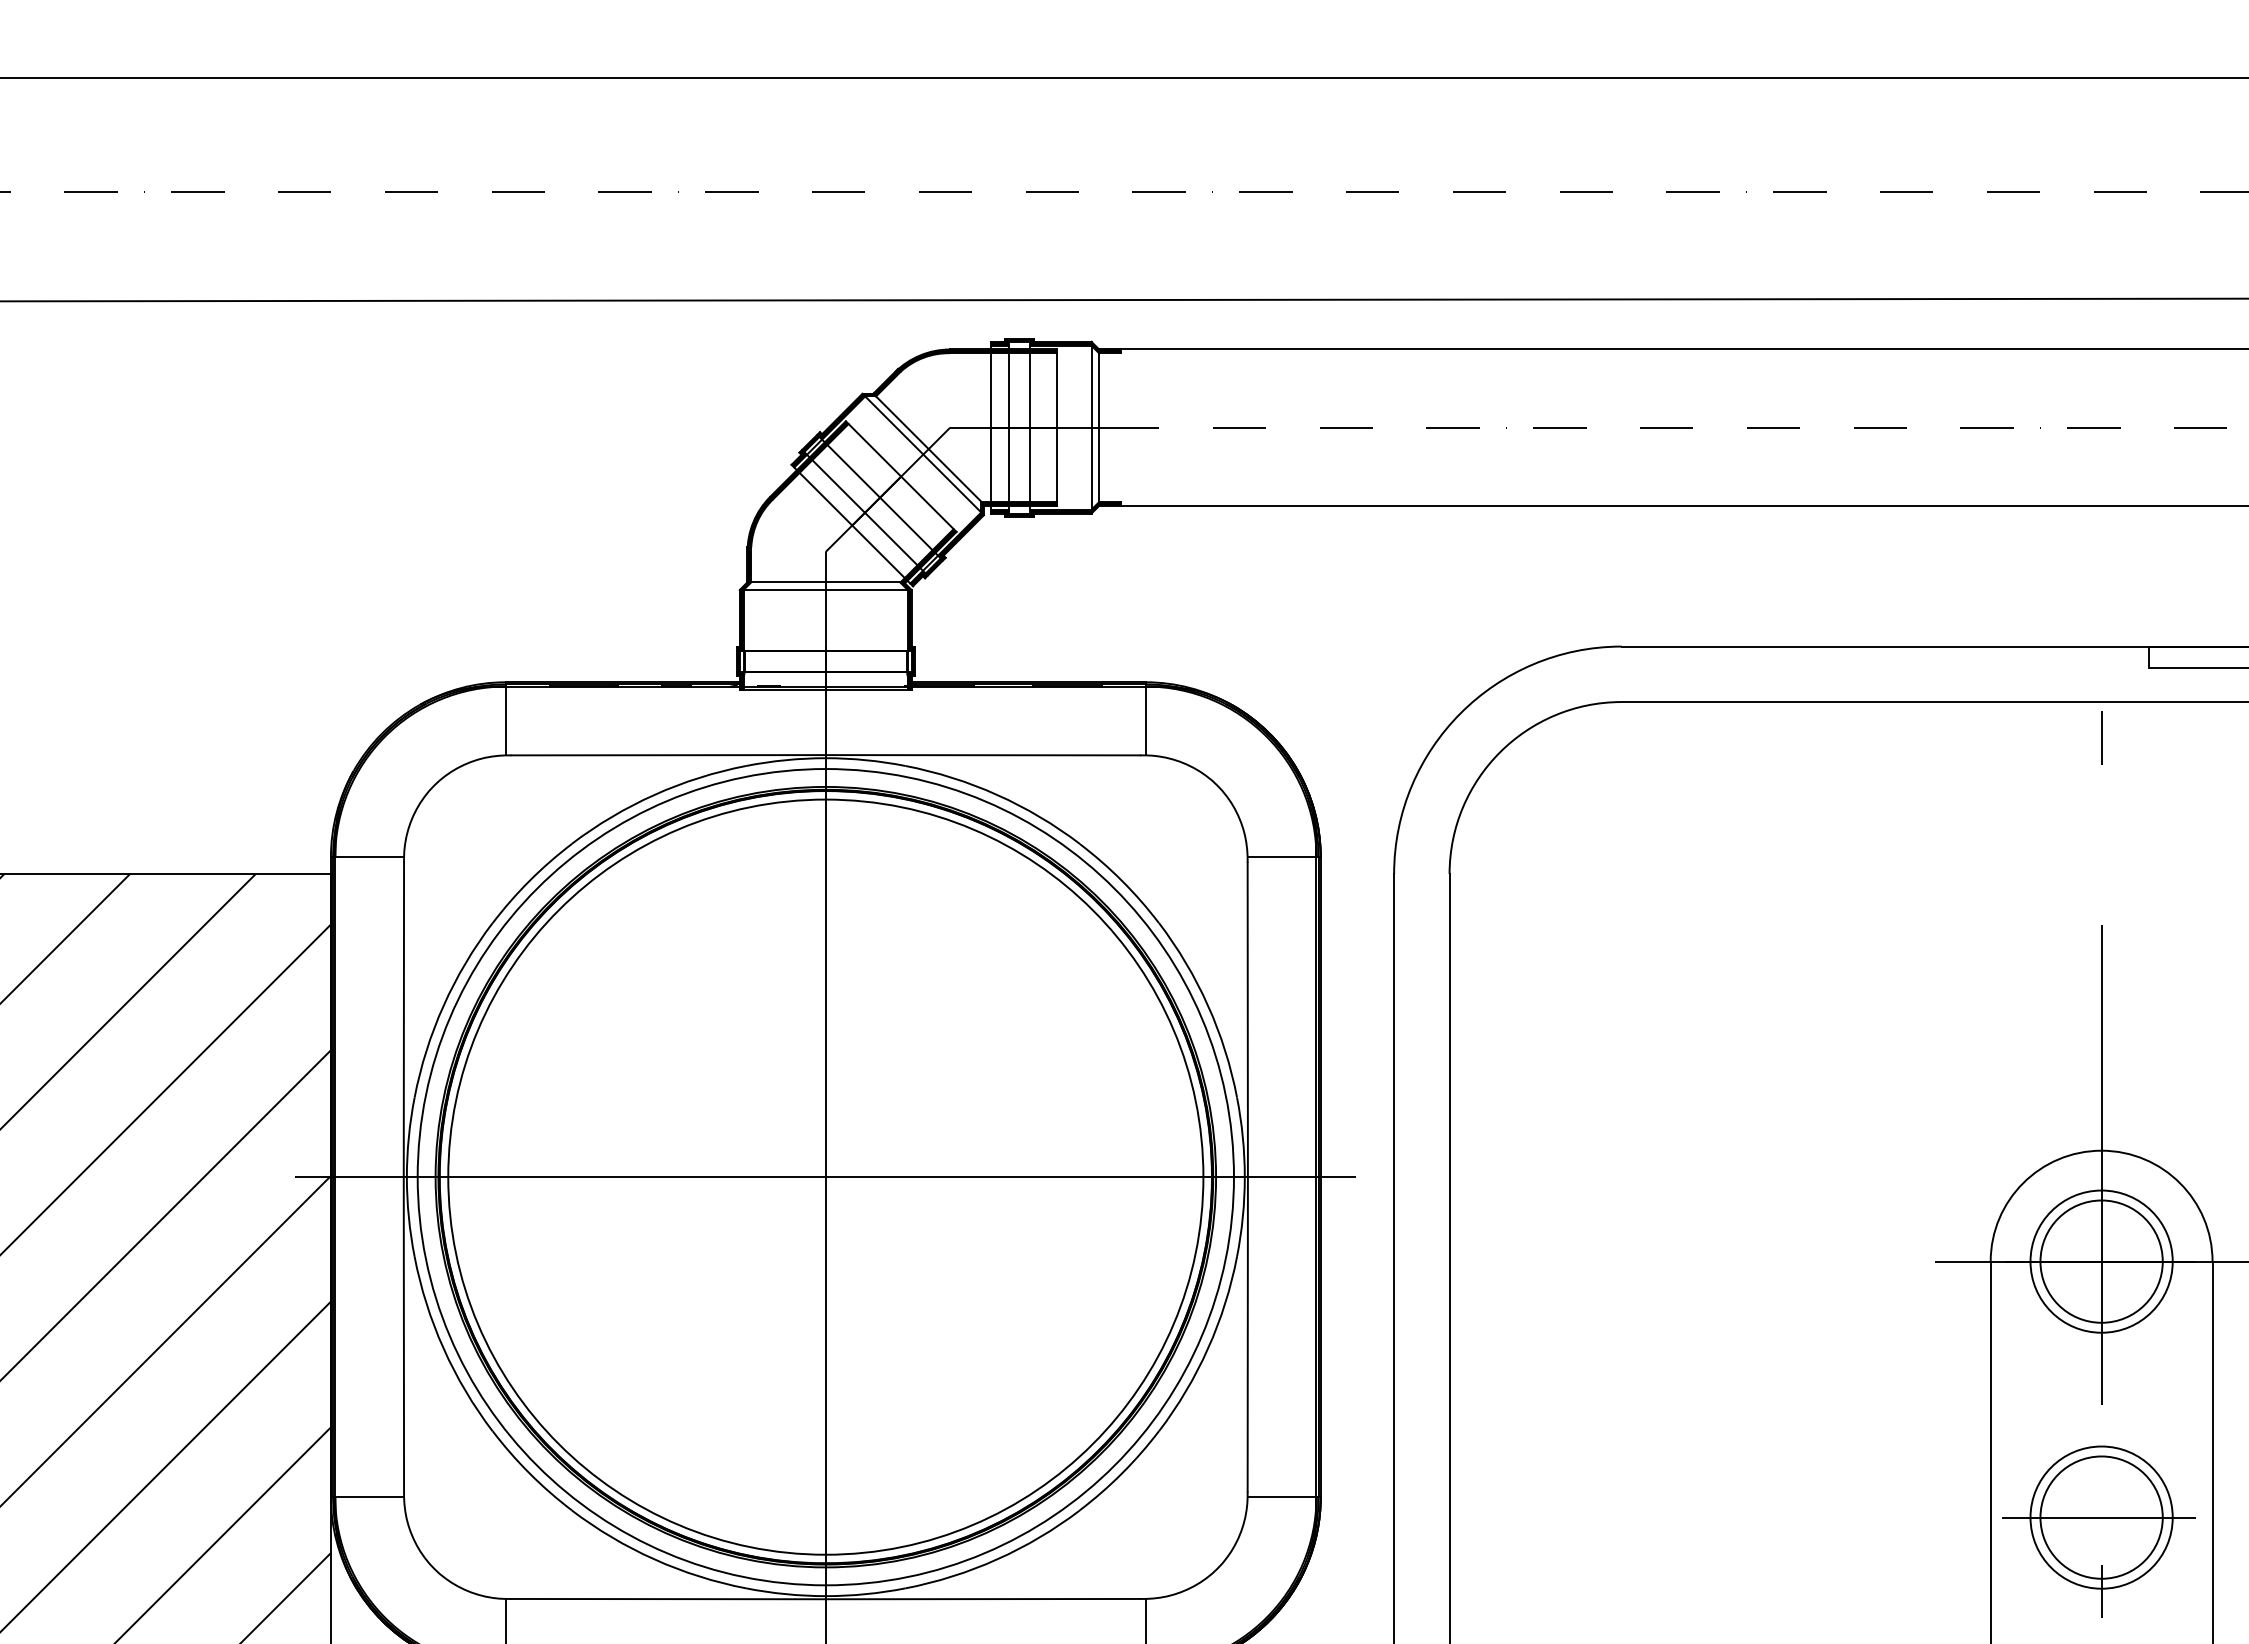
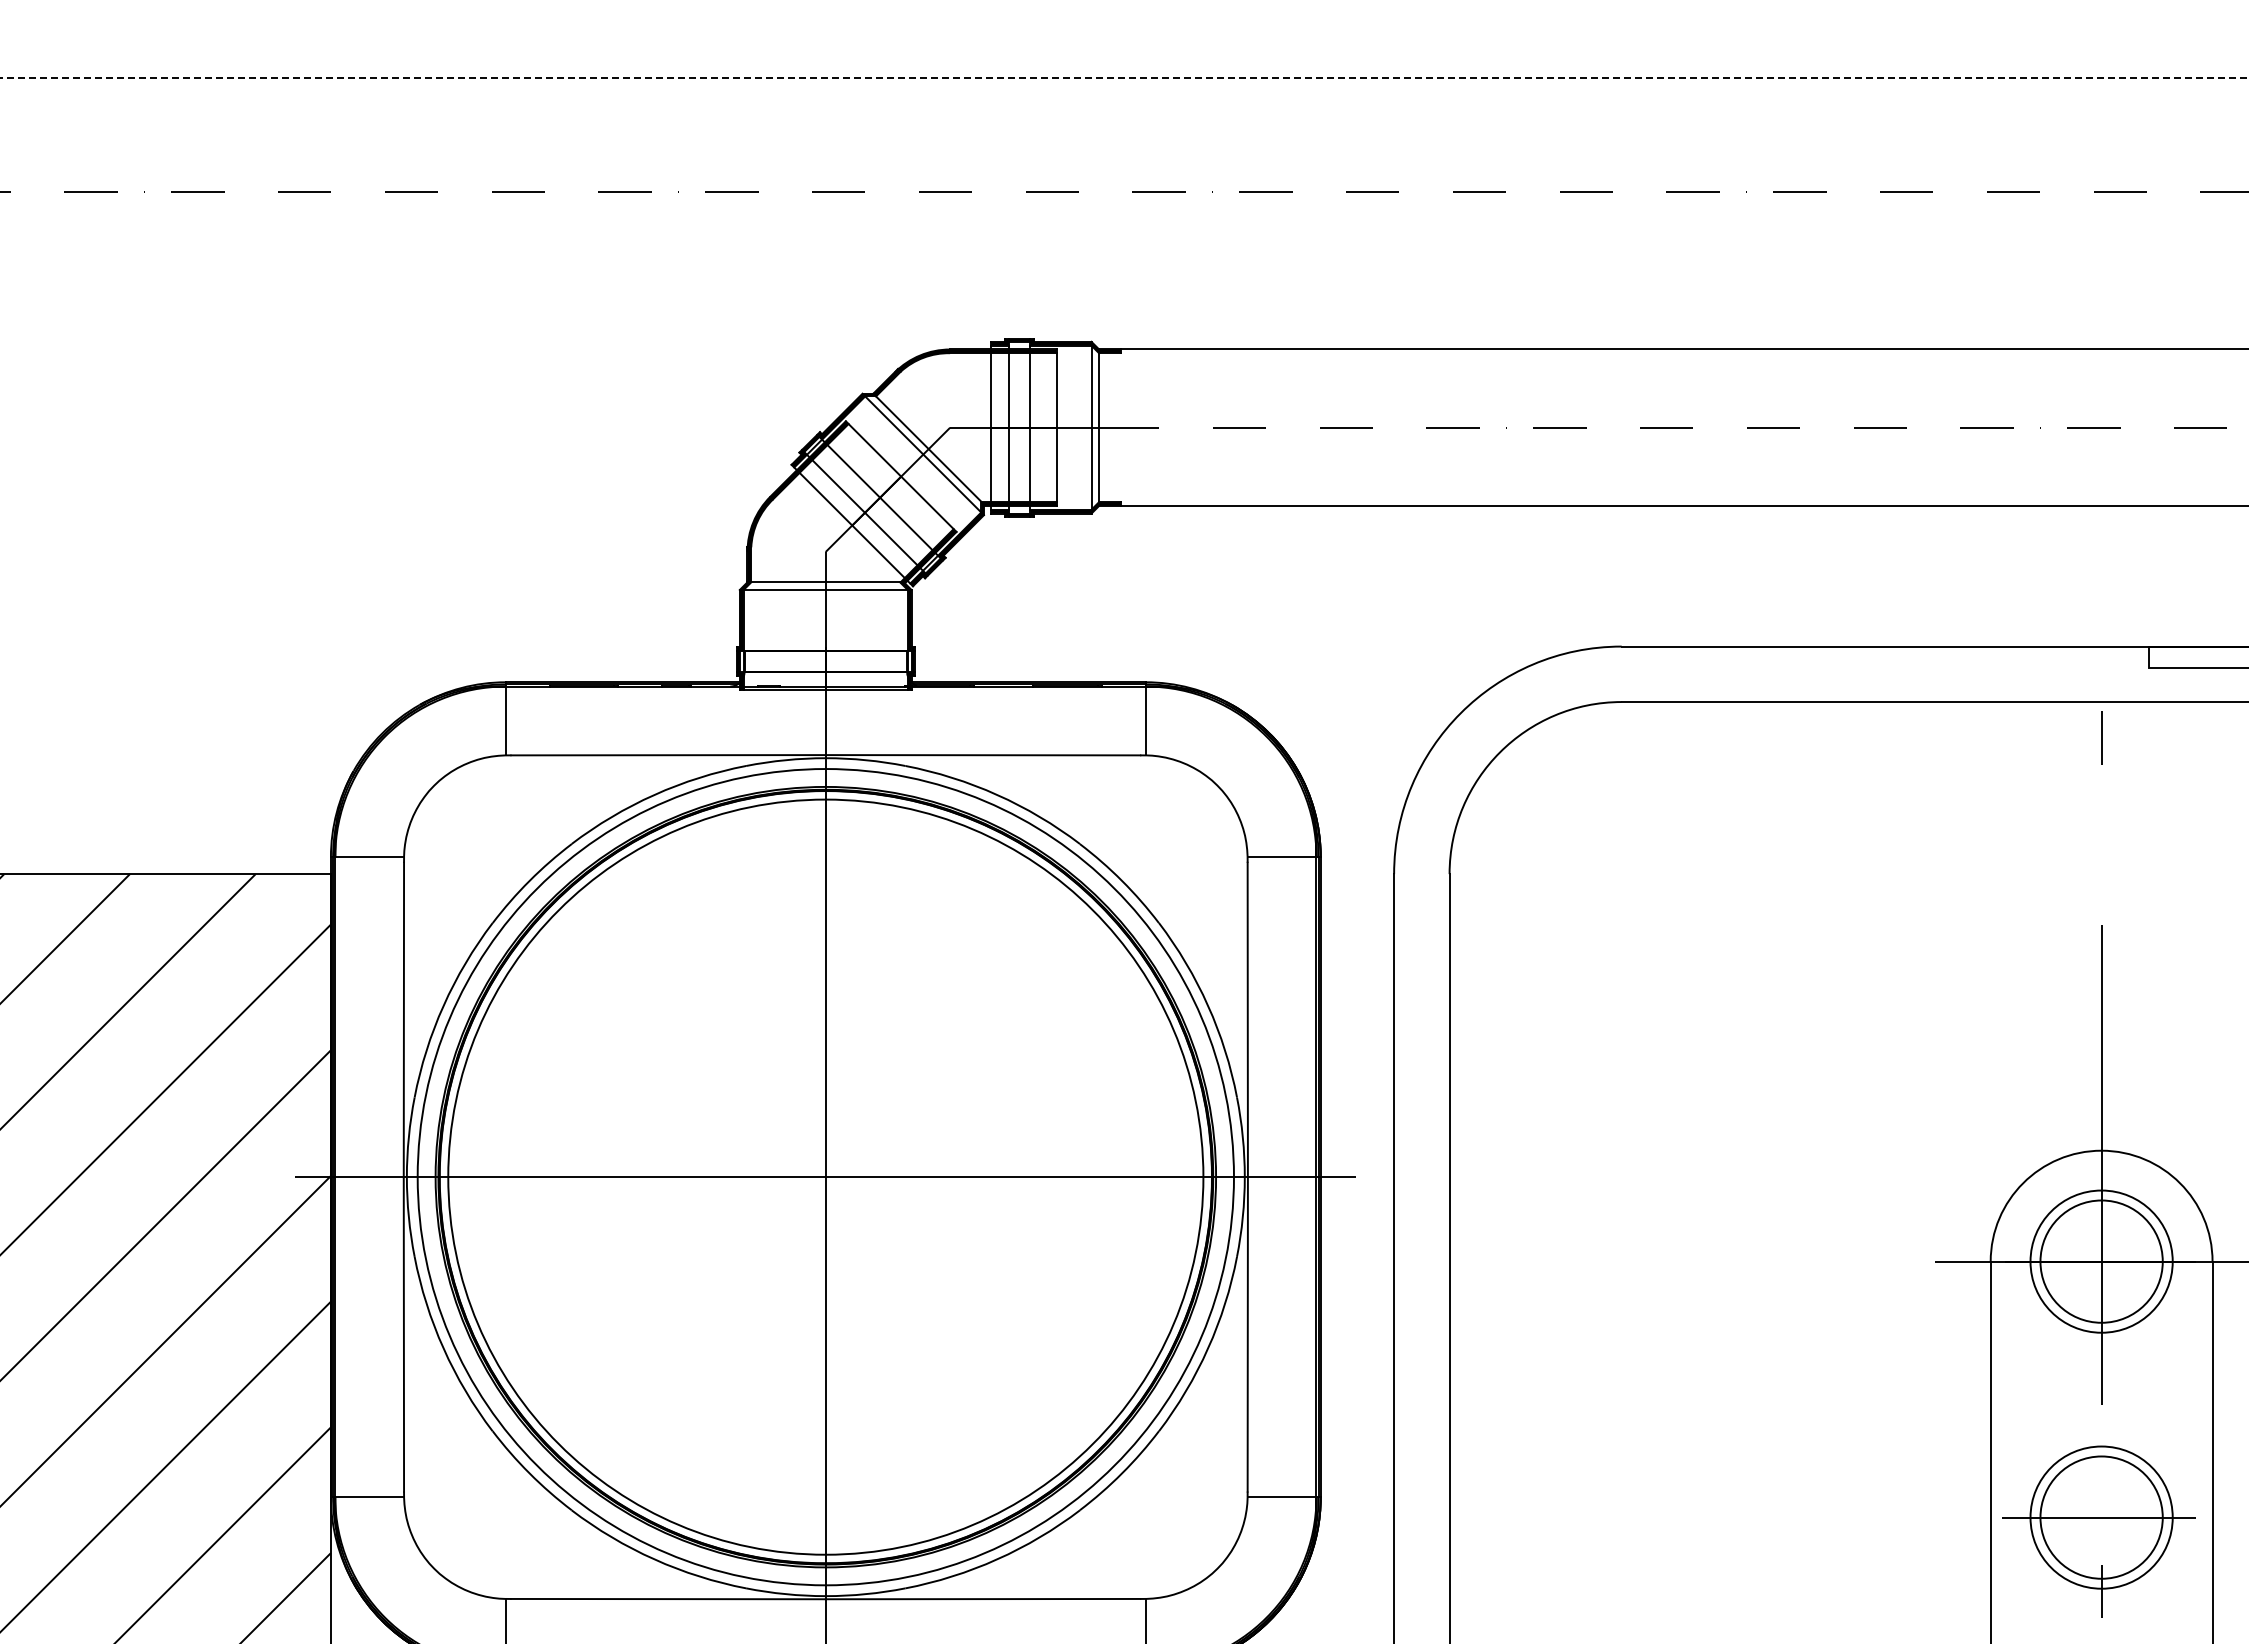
line: solid -> dashed (1123, 78)
line: present -> none (1123, 299)
